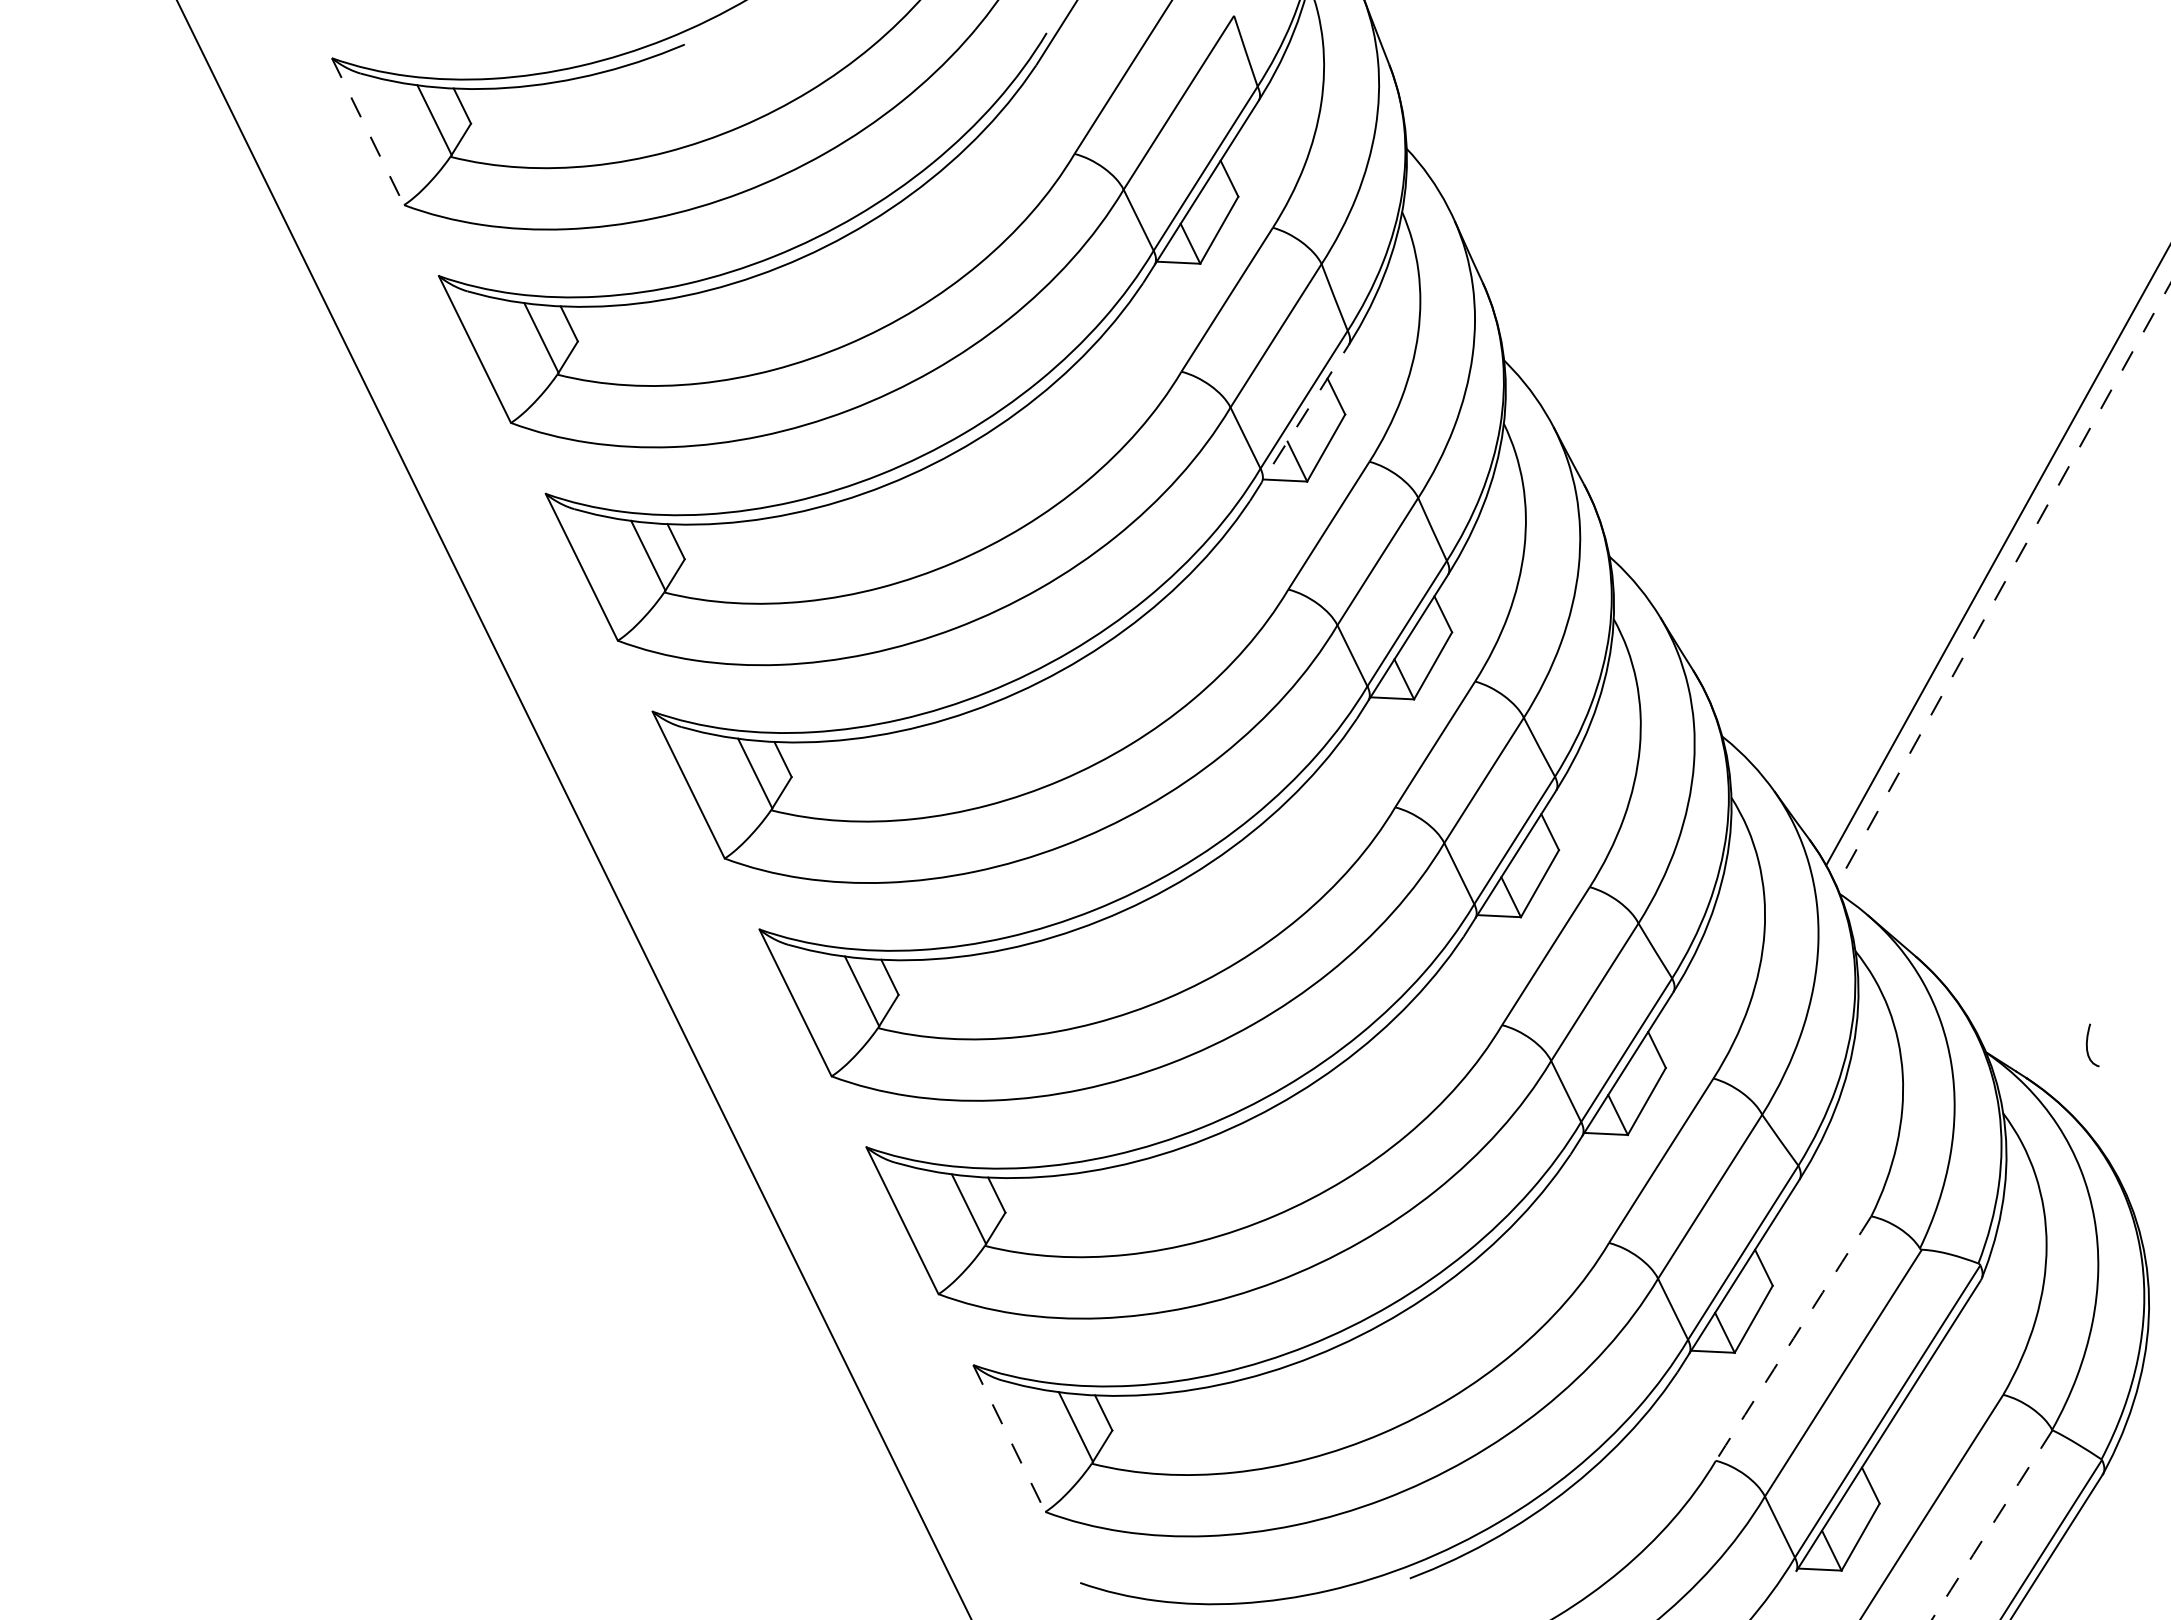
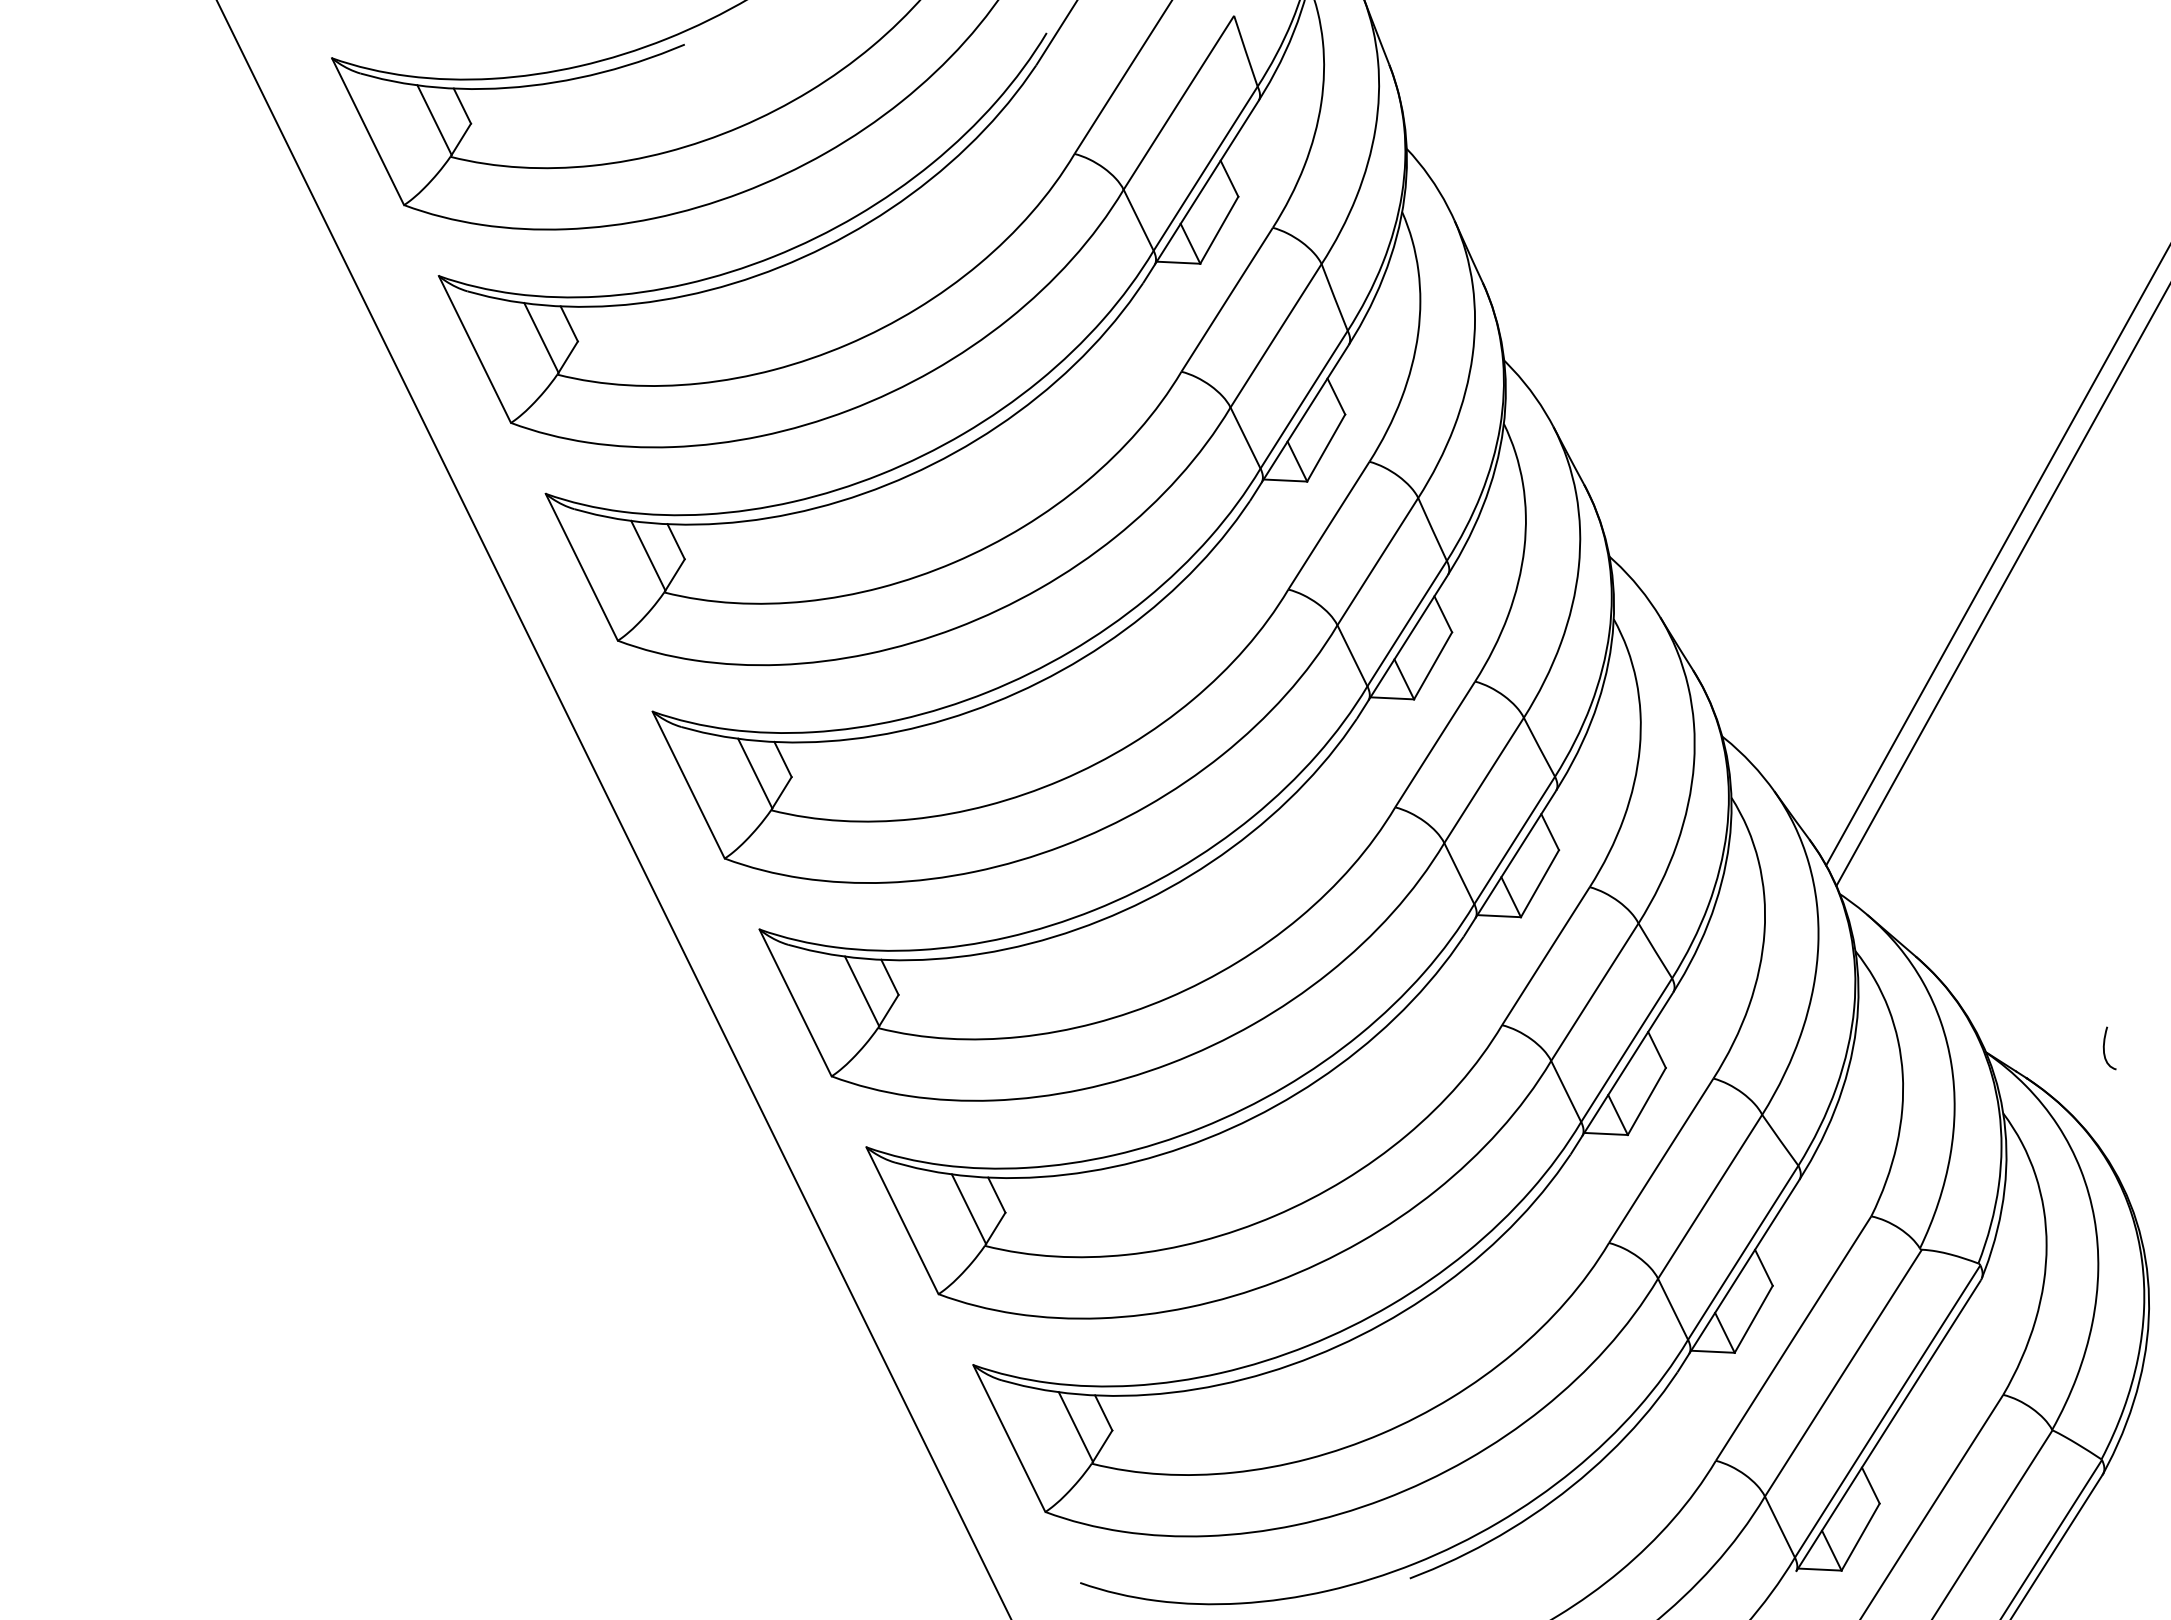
line: dashed -> solid (368, 131)
line: dashed -> solid (1299, 422)
line: dashed -> solid (2003, 585)
line position: (573, 809) -> (613, 809) (613, 809)
curve position: (2087, 1045) -> (2104, 1048) (2104, 1048)
arc: dashed -> solid (1793, 1338)
line: dashed -> solid (1009, 1438)
arc: dashed -> solid (1991, 1525)
